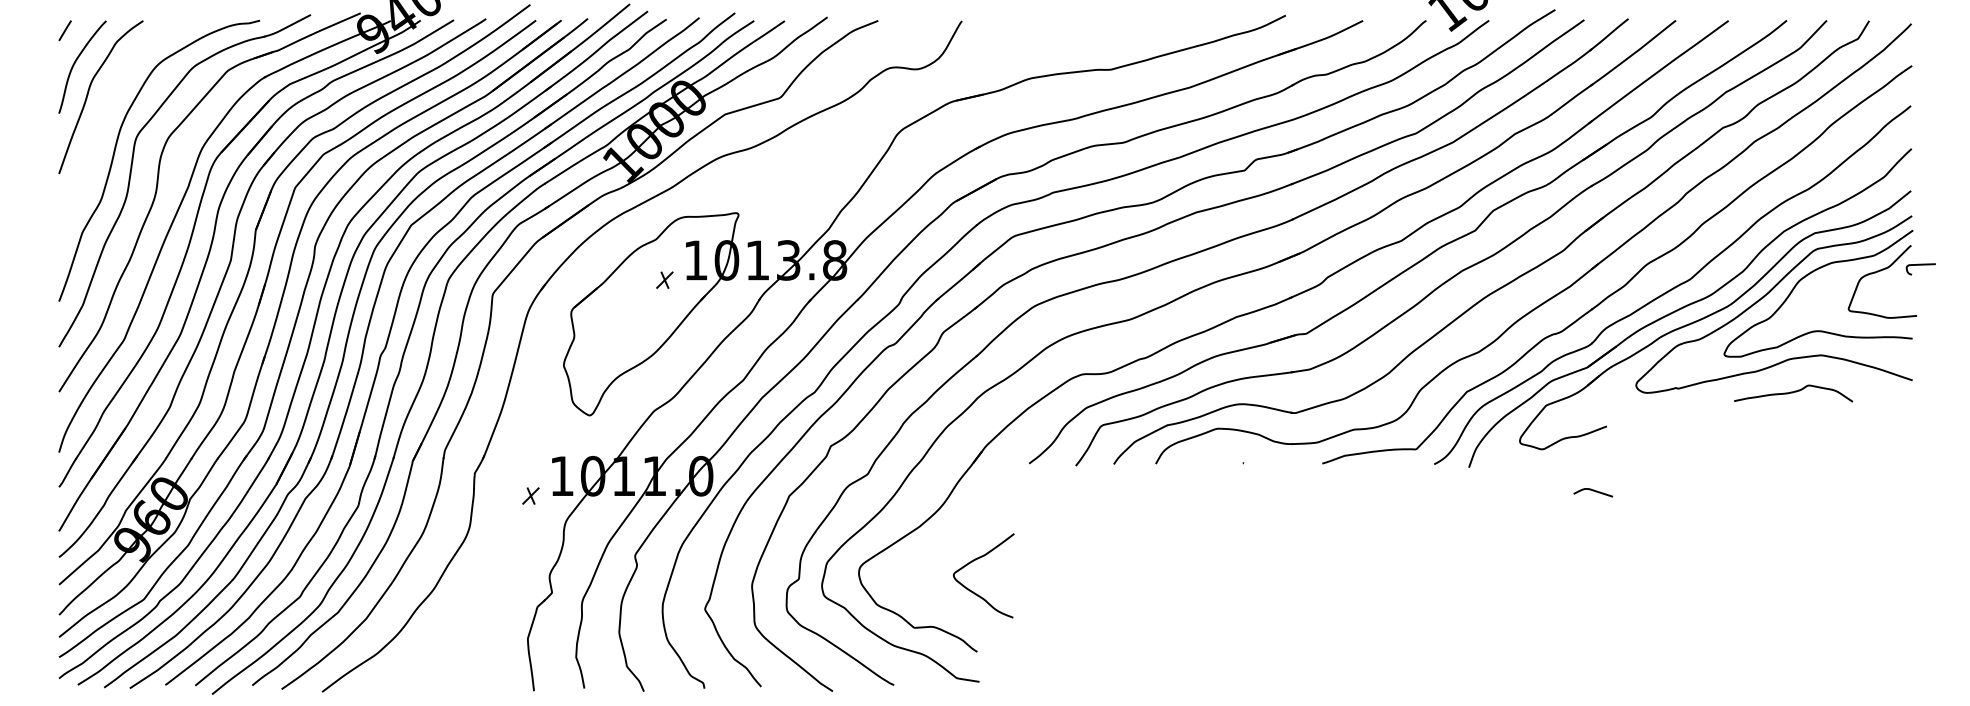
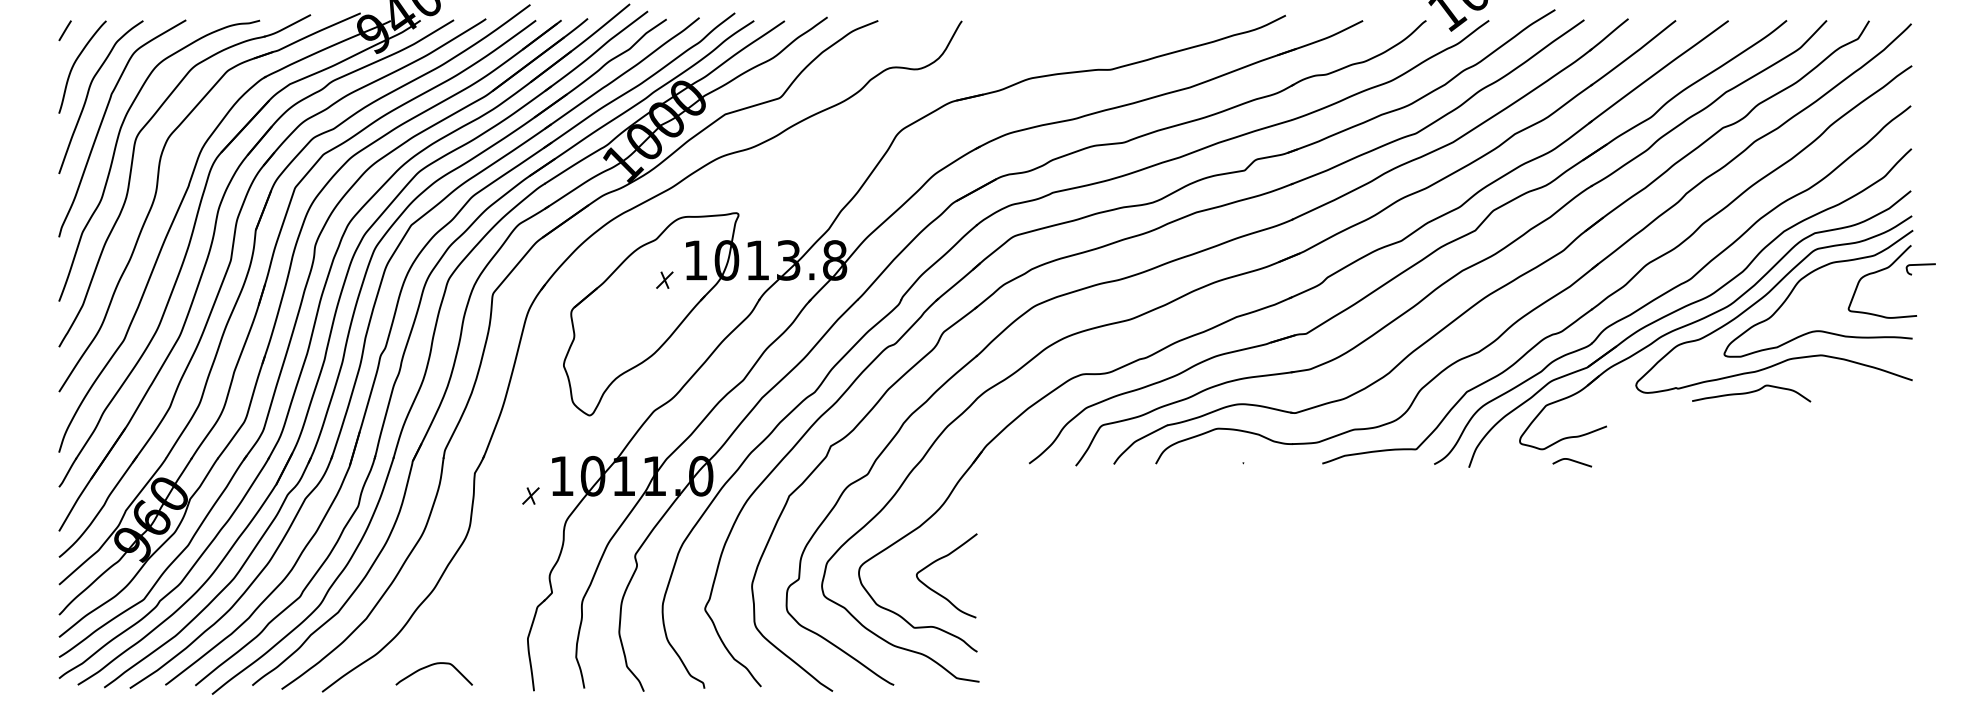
curve: none -> present (103, 120)
curve position: (1793, 392) -> (1751, 392) (1751, 392)
curve position: (1593, 491) -> (1572, 461) (1572, 461)
curve position: (976, 560) -> (939, 560) (939, 560)
curve: none -> present (430, 666)
